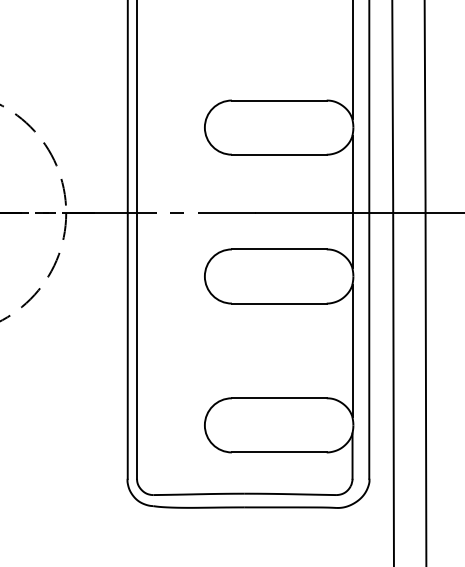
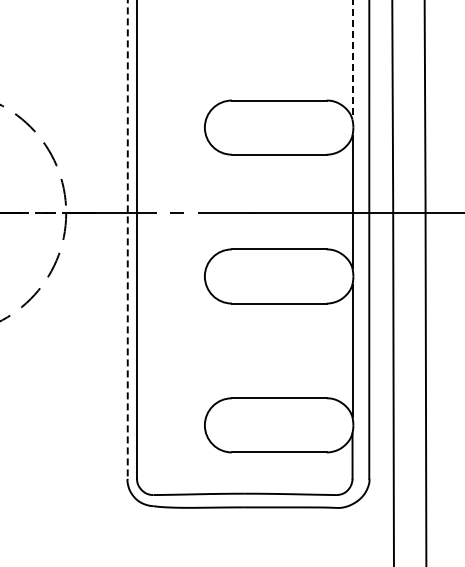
line: solid -> dashed (352, 60)
line: solid -> dashed (127, 240)
